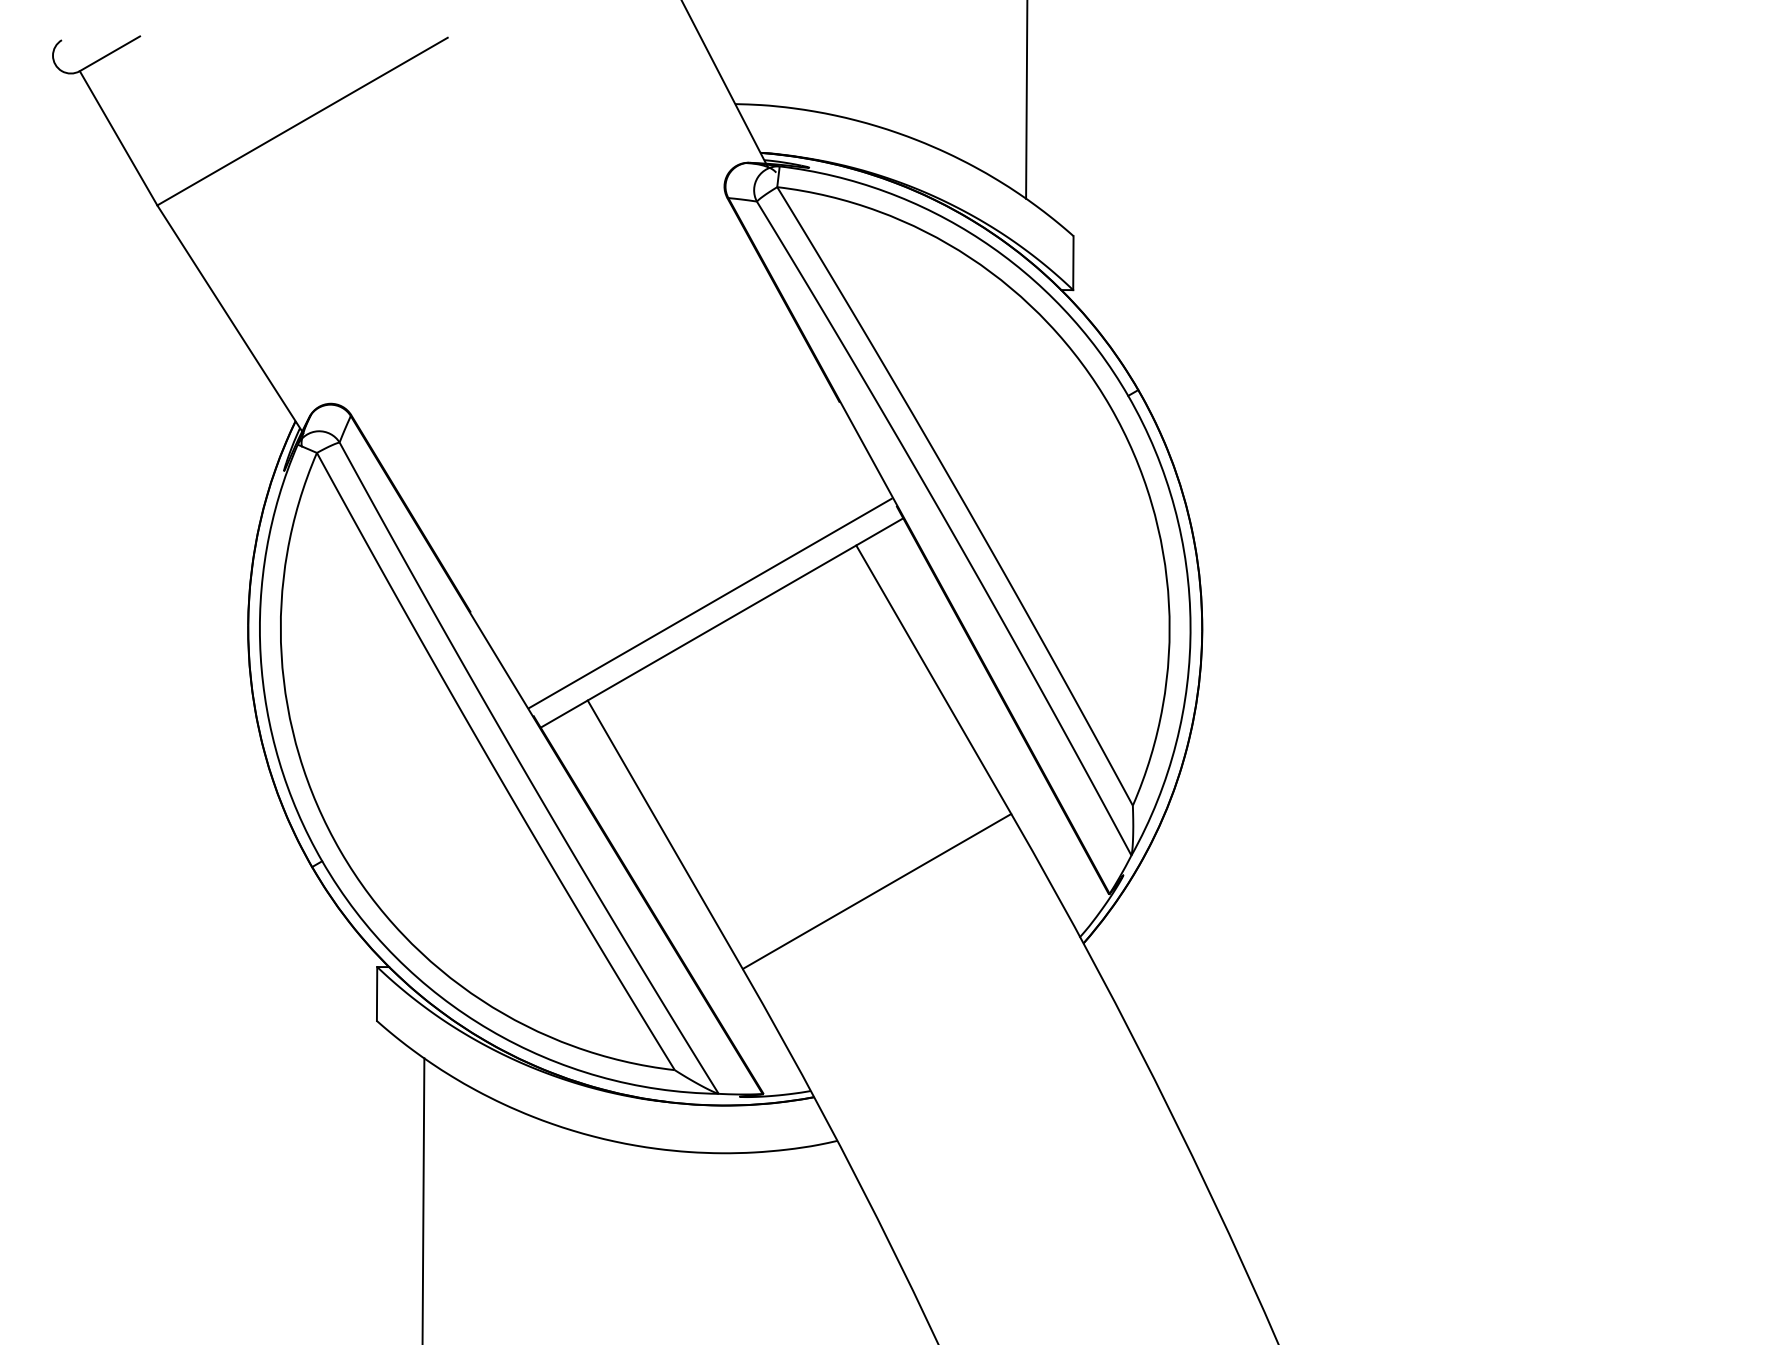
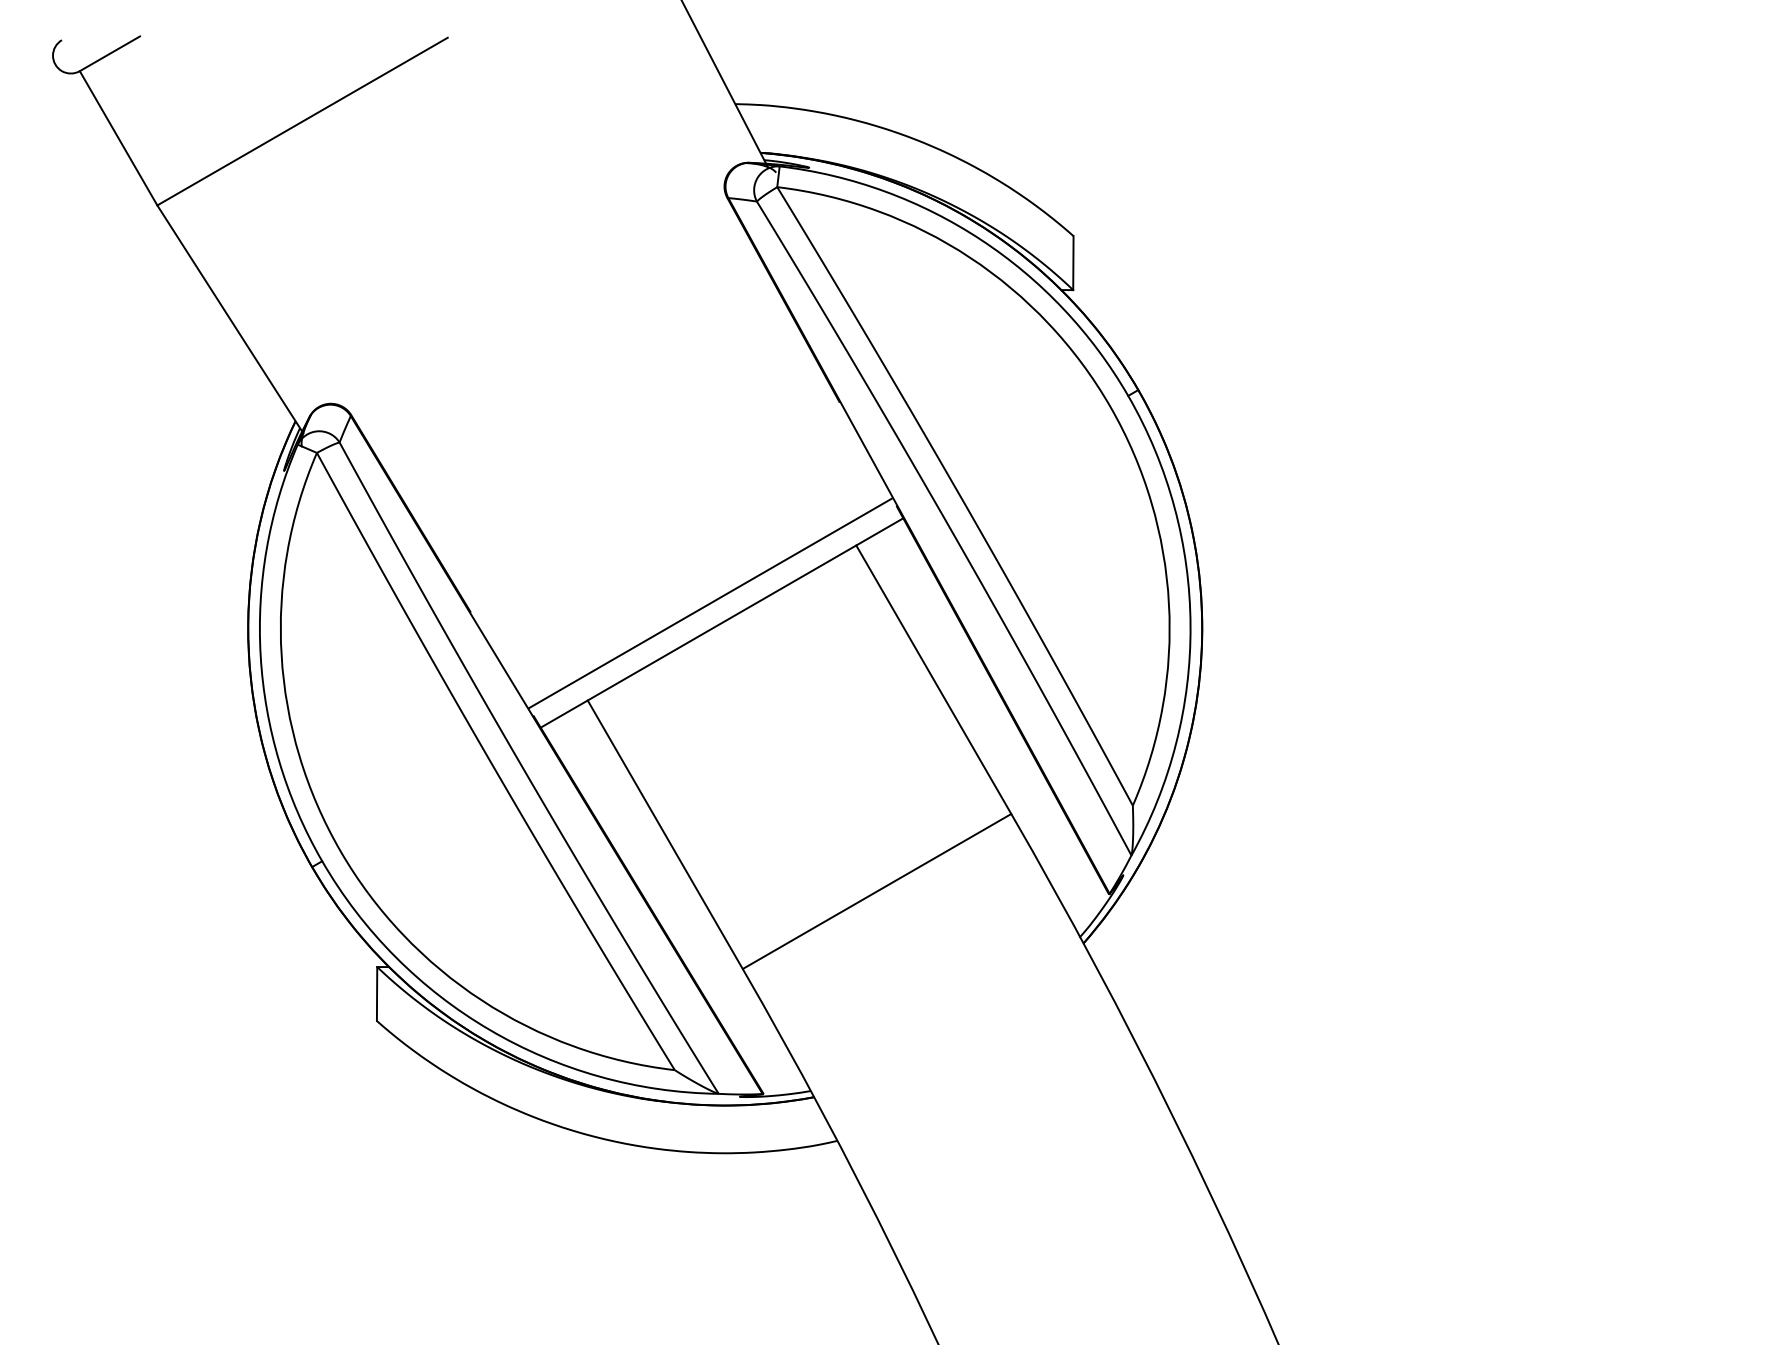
line: present -> none (1026, 100)
line: present -> none (423, 1199)
